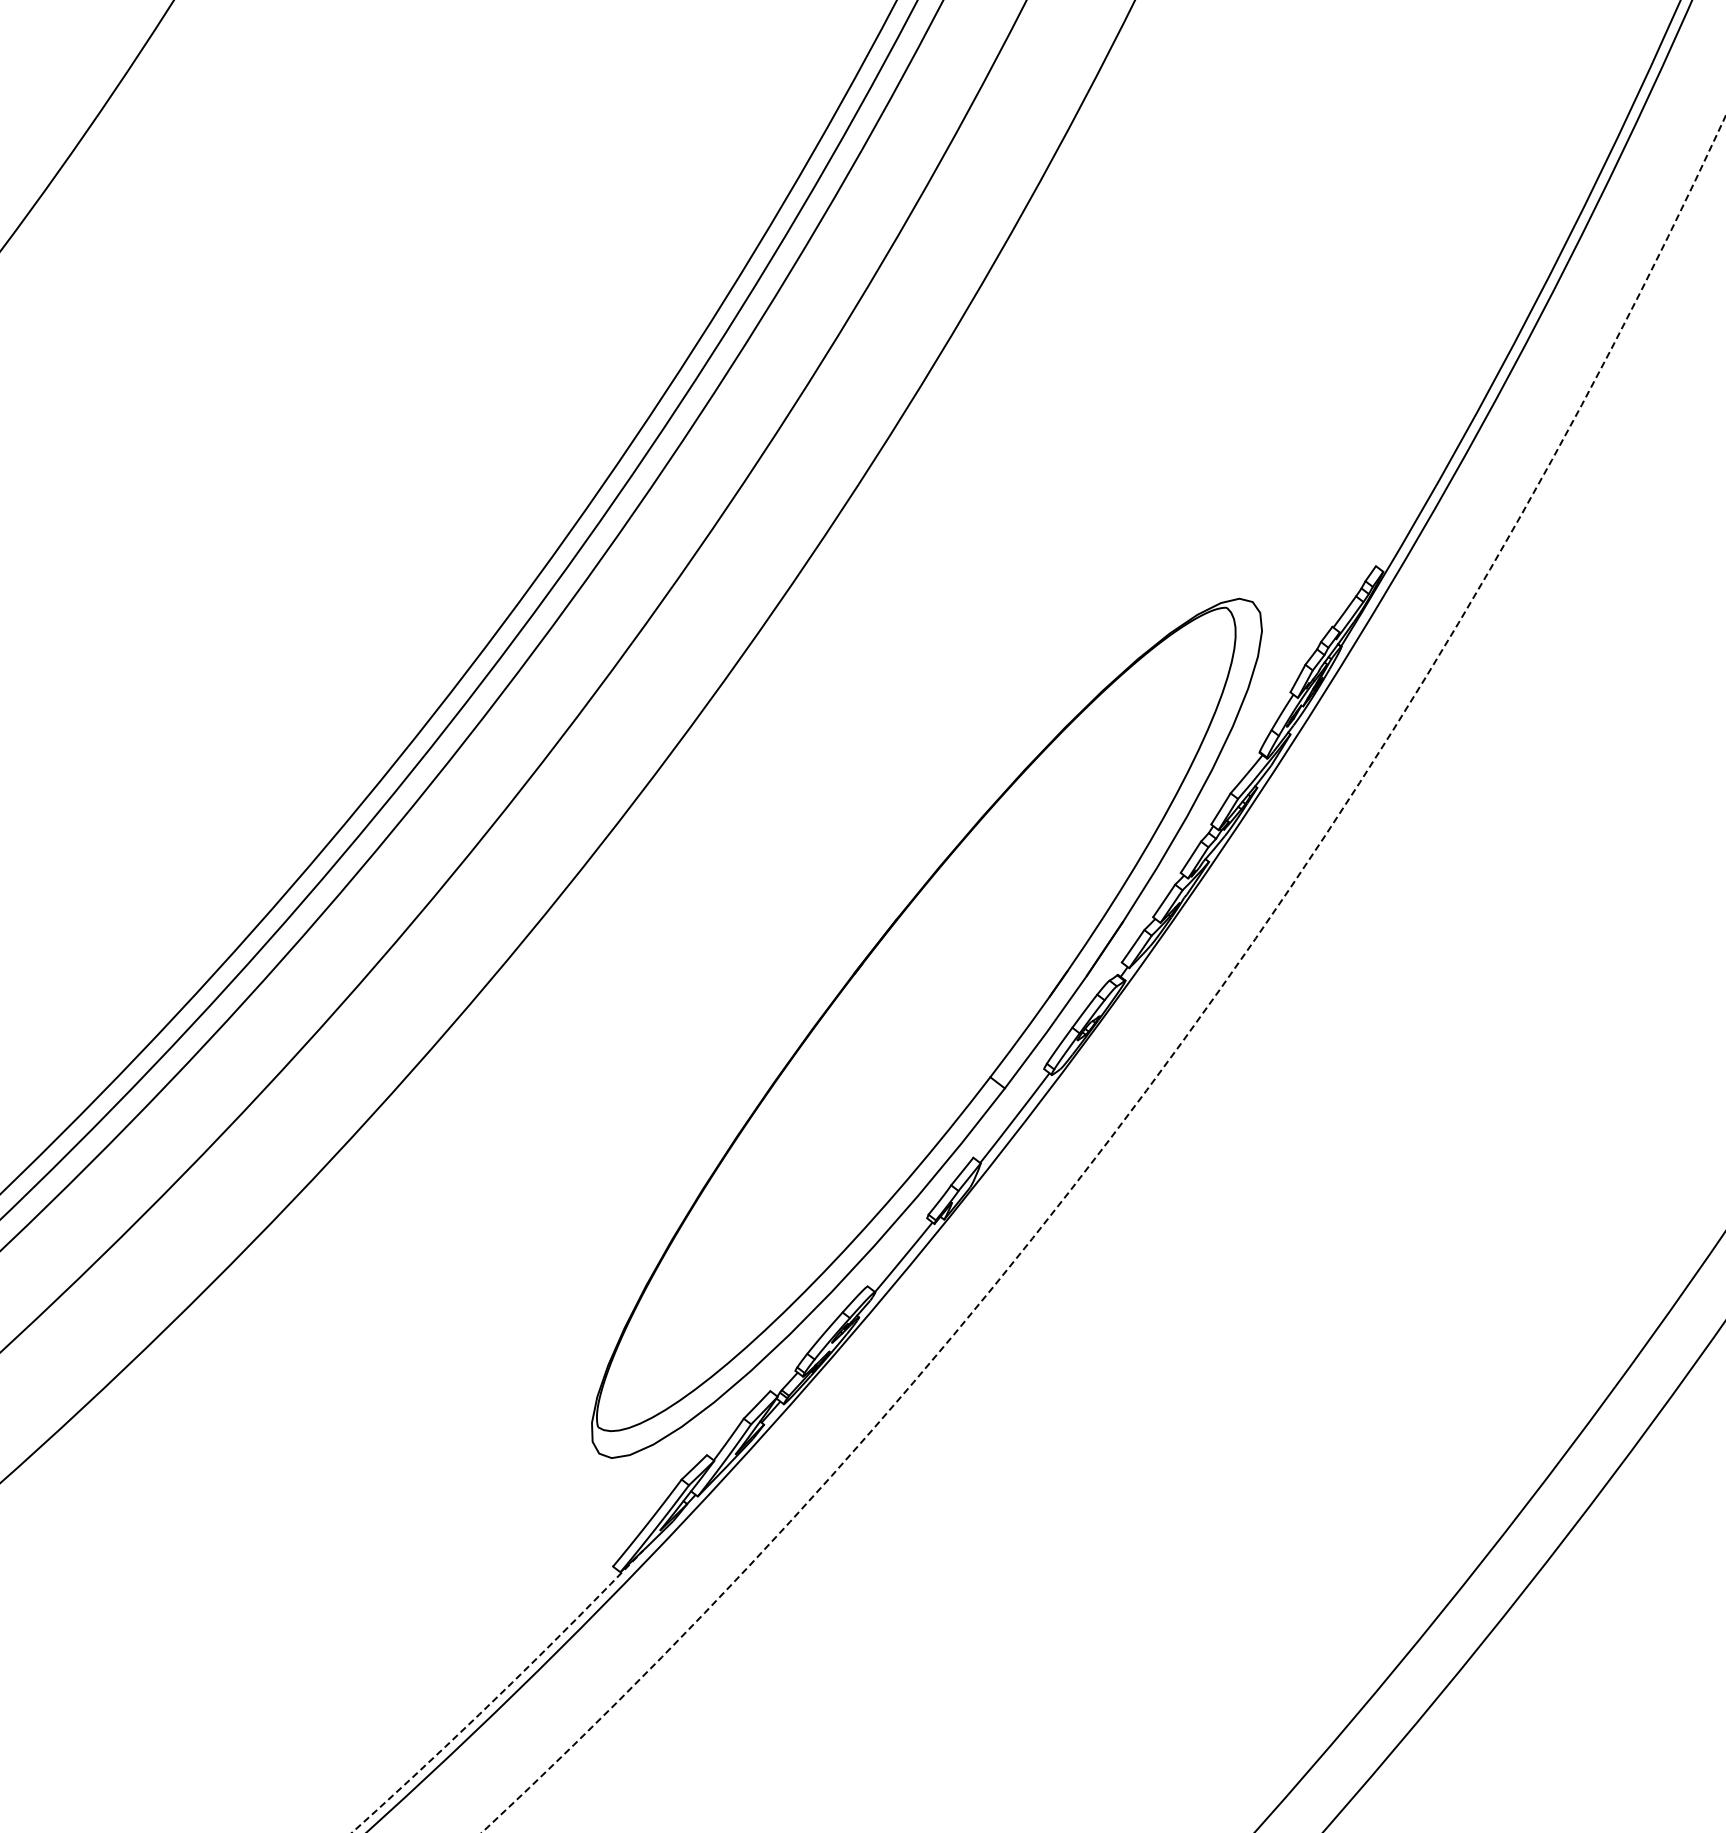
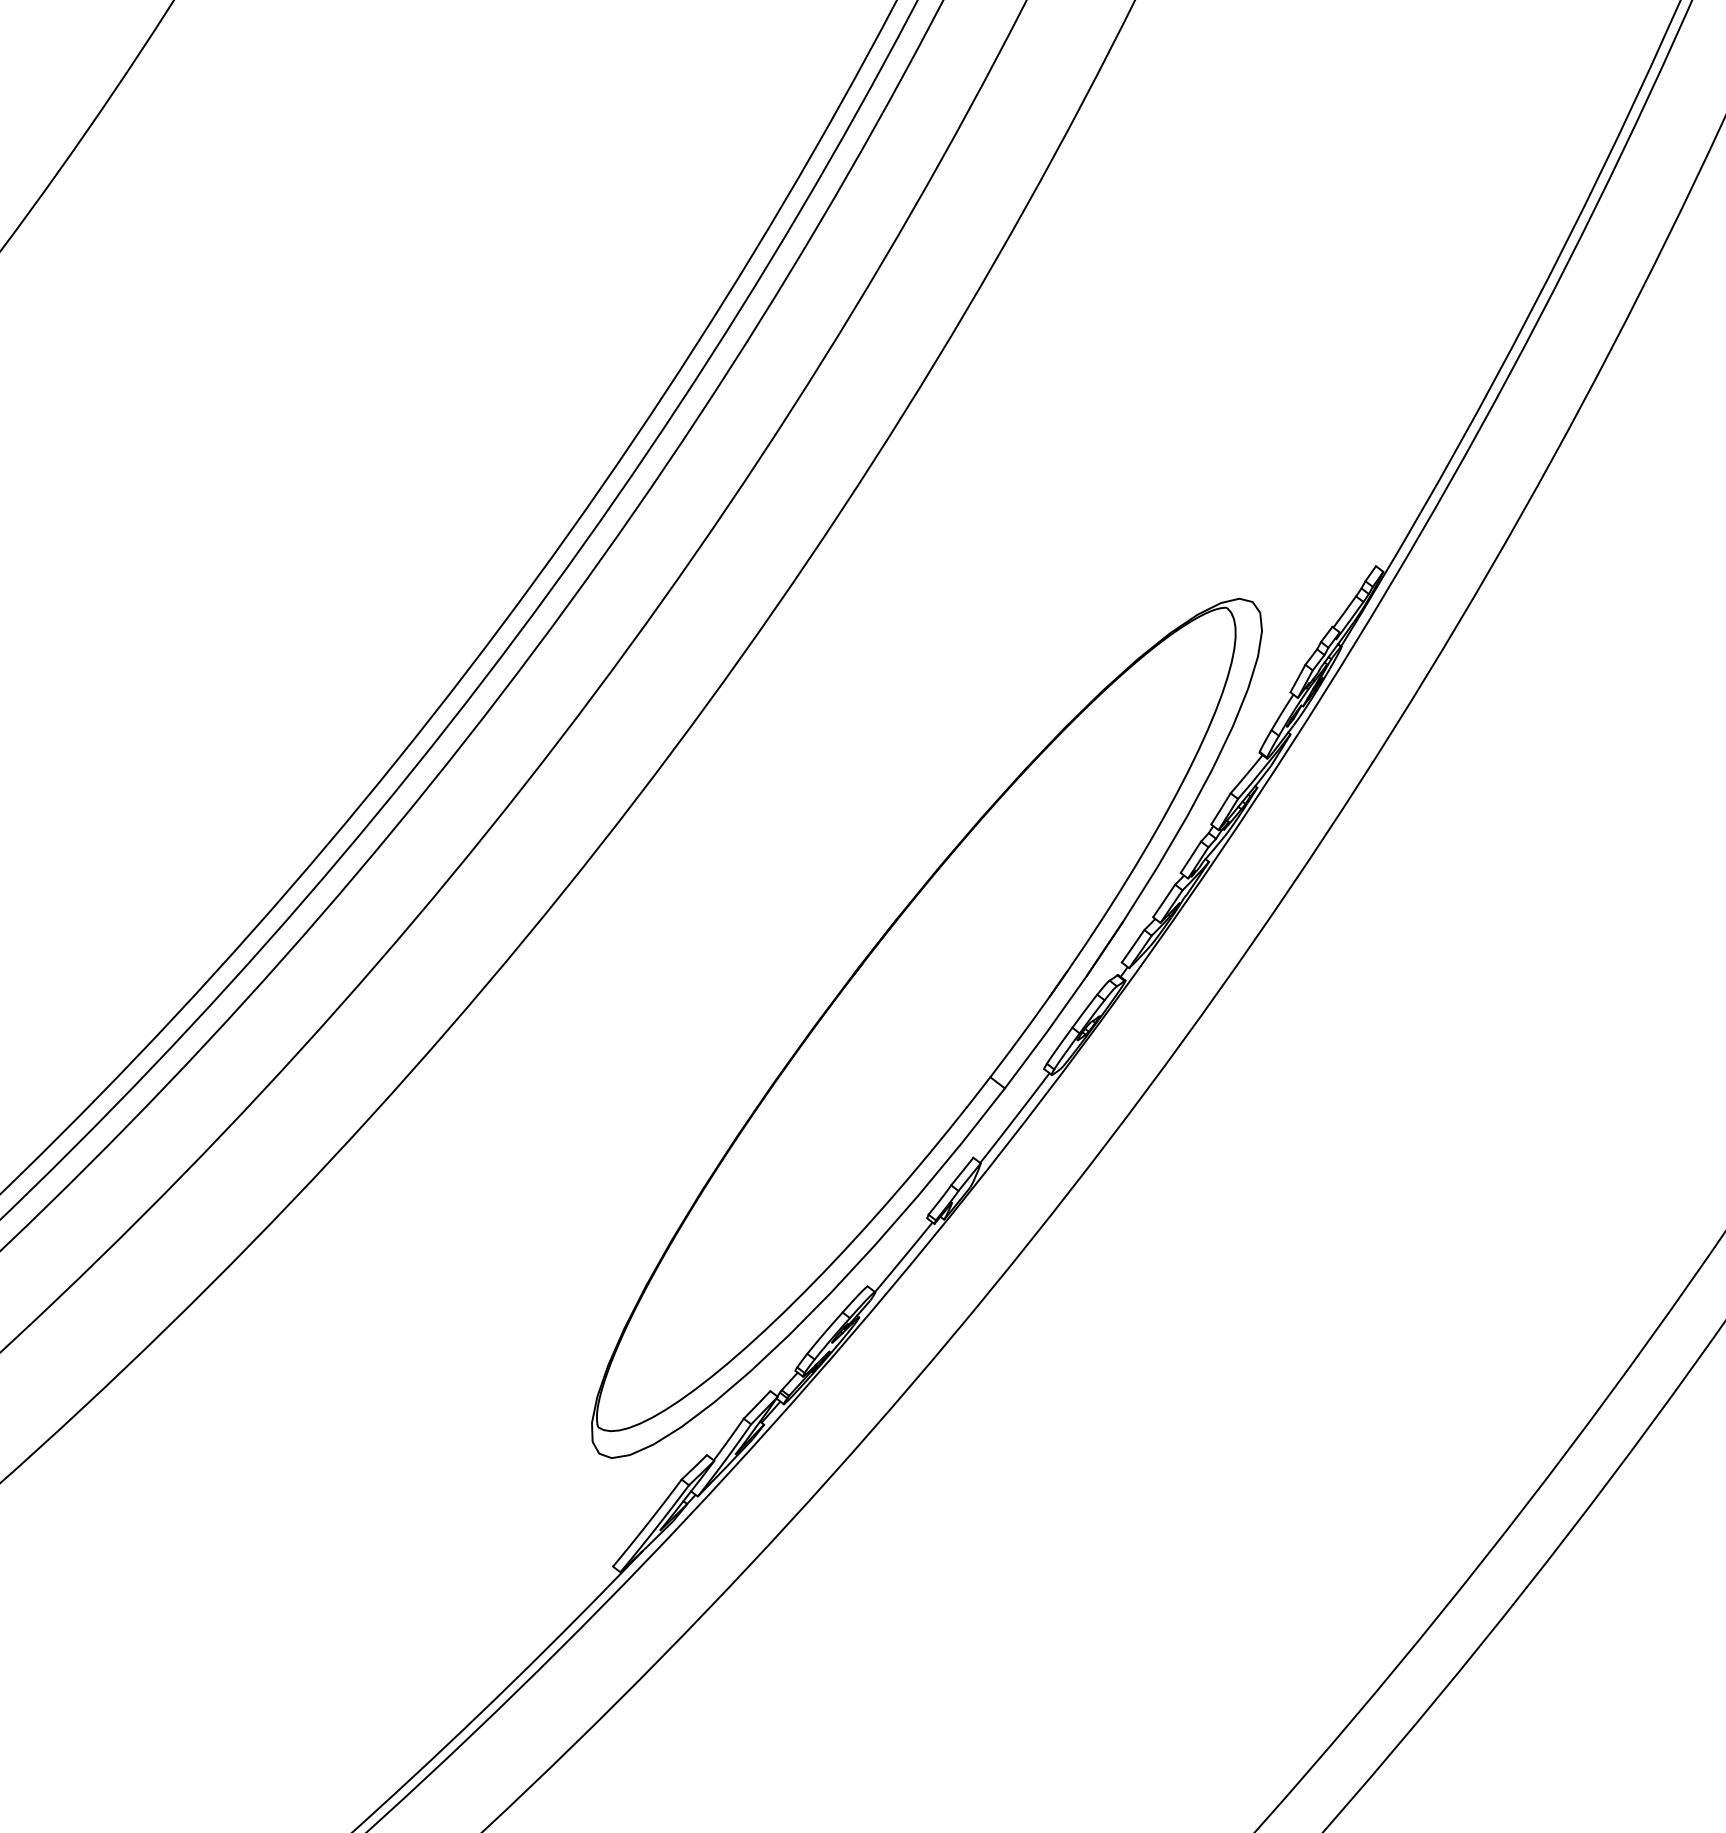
arc: dashed -> solid (1185, 1037)
arc: dashed -> solid (500, 1693)
